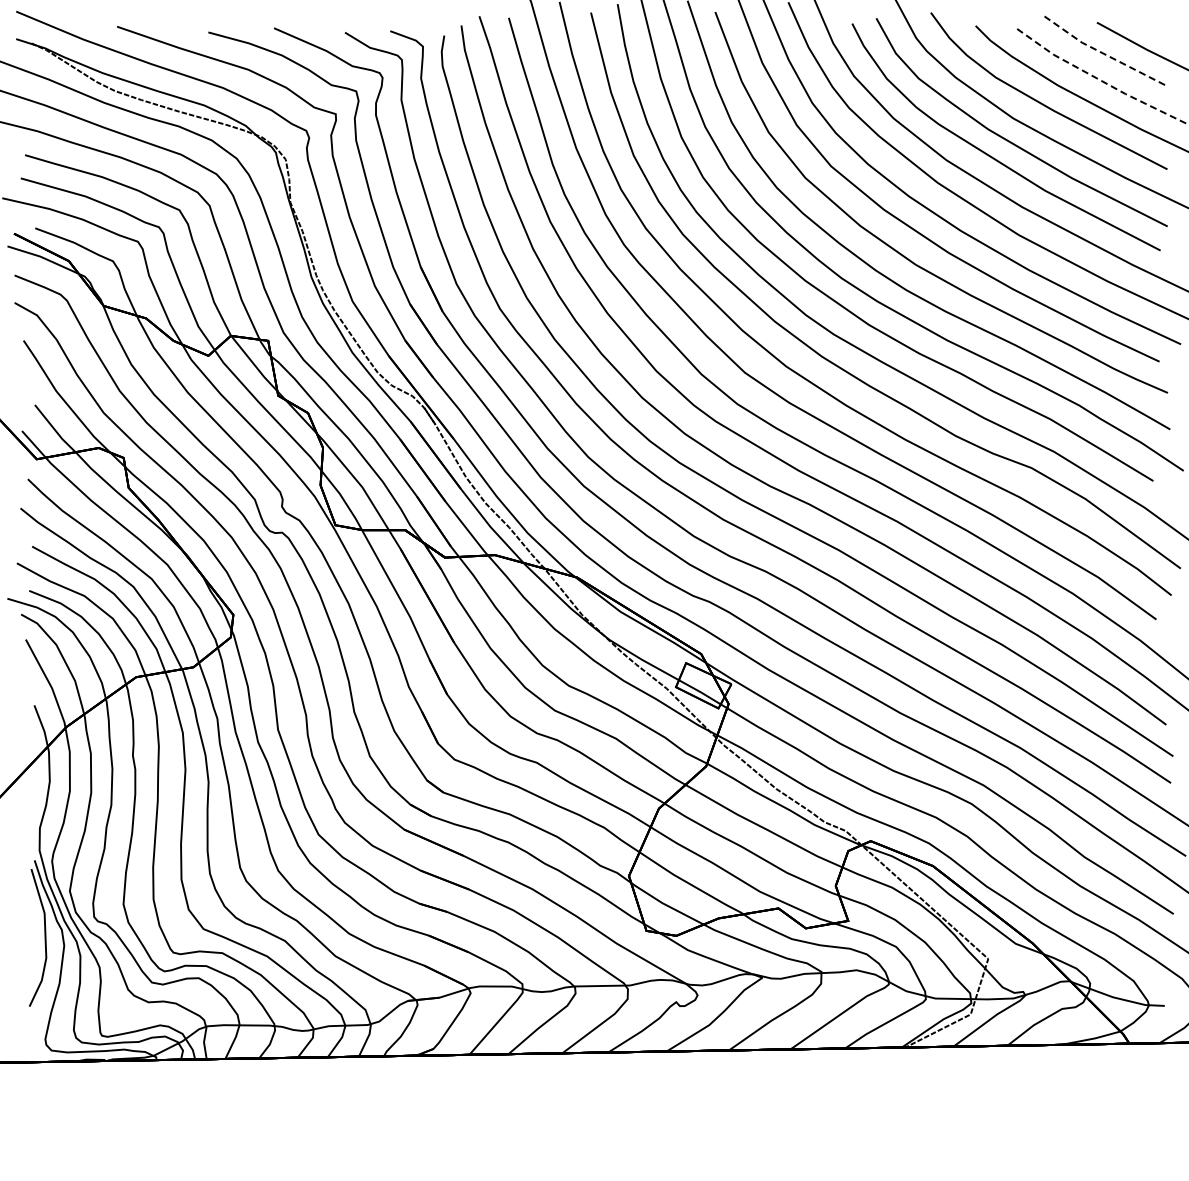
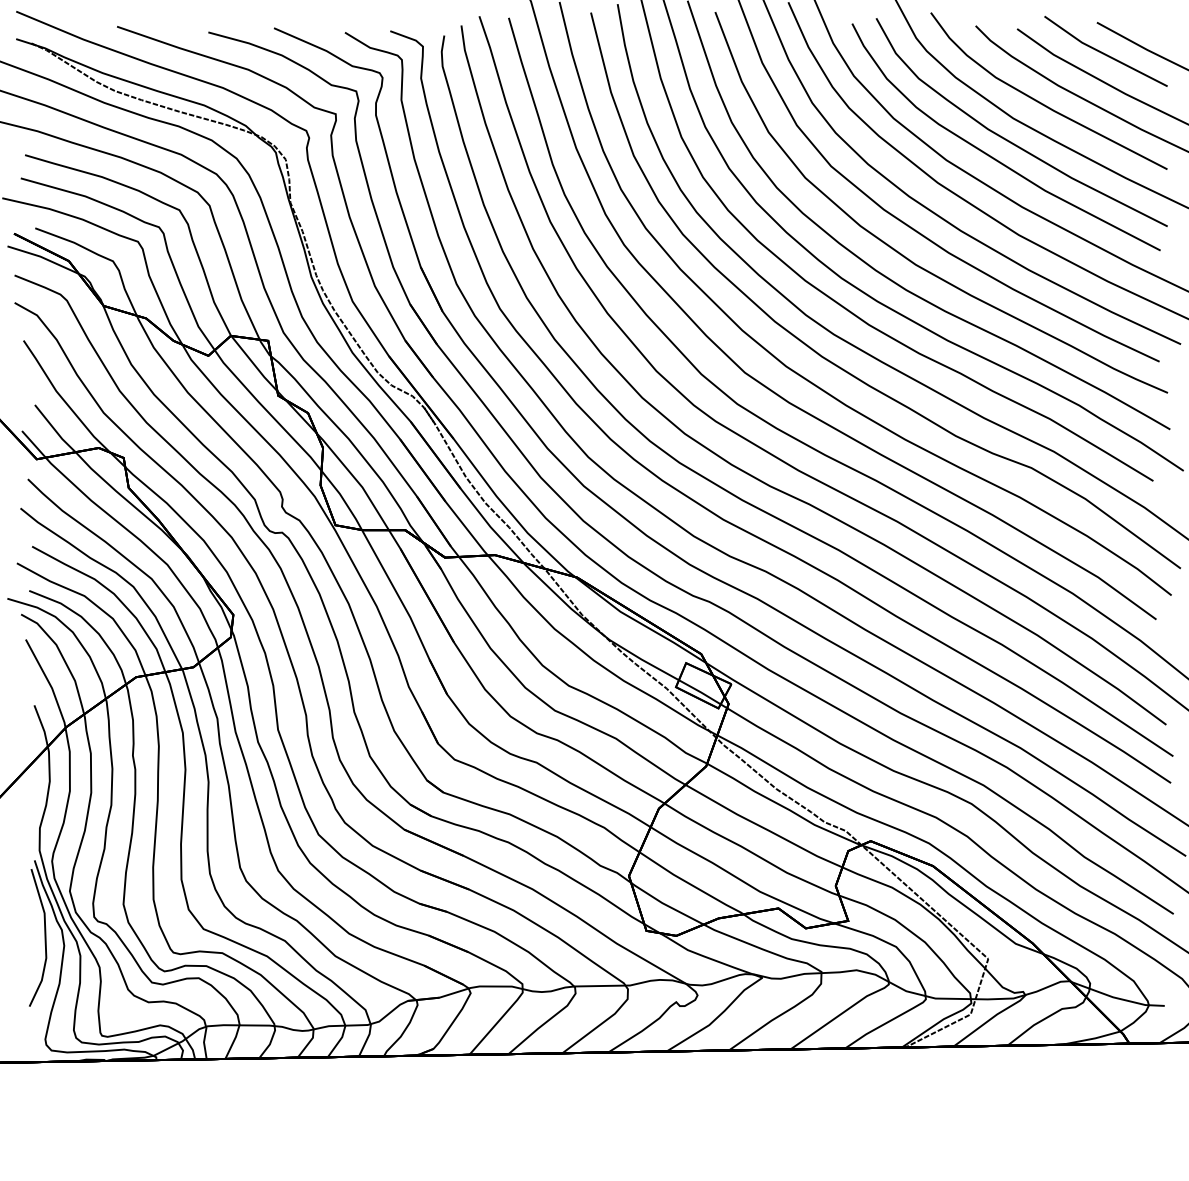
line: dashed -> solid (1104, 53)
line: dashed -> solid (1101, 80)
